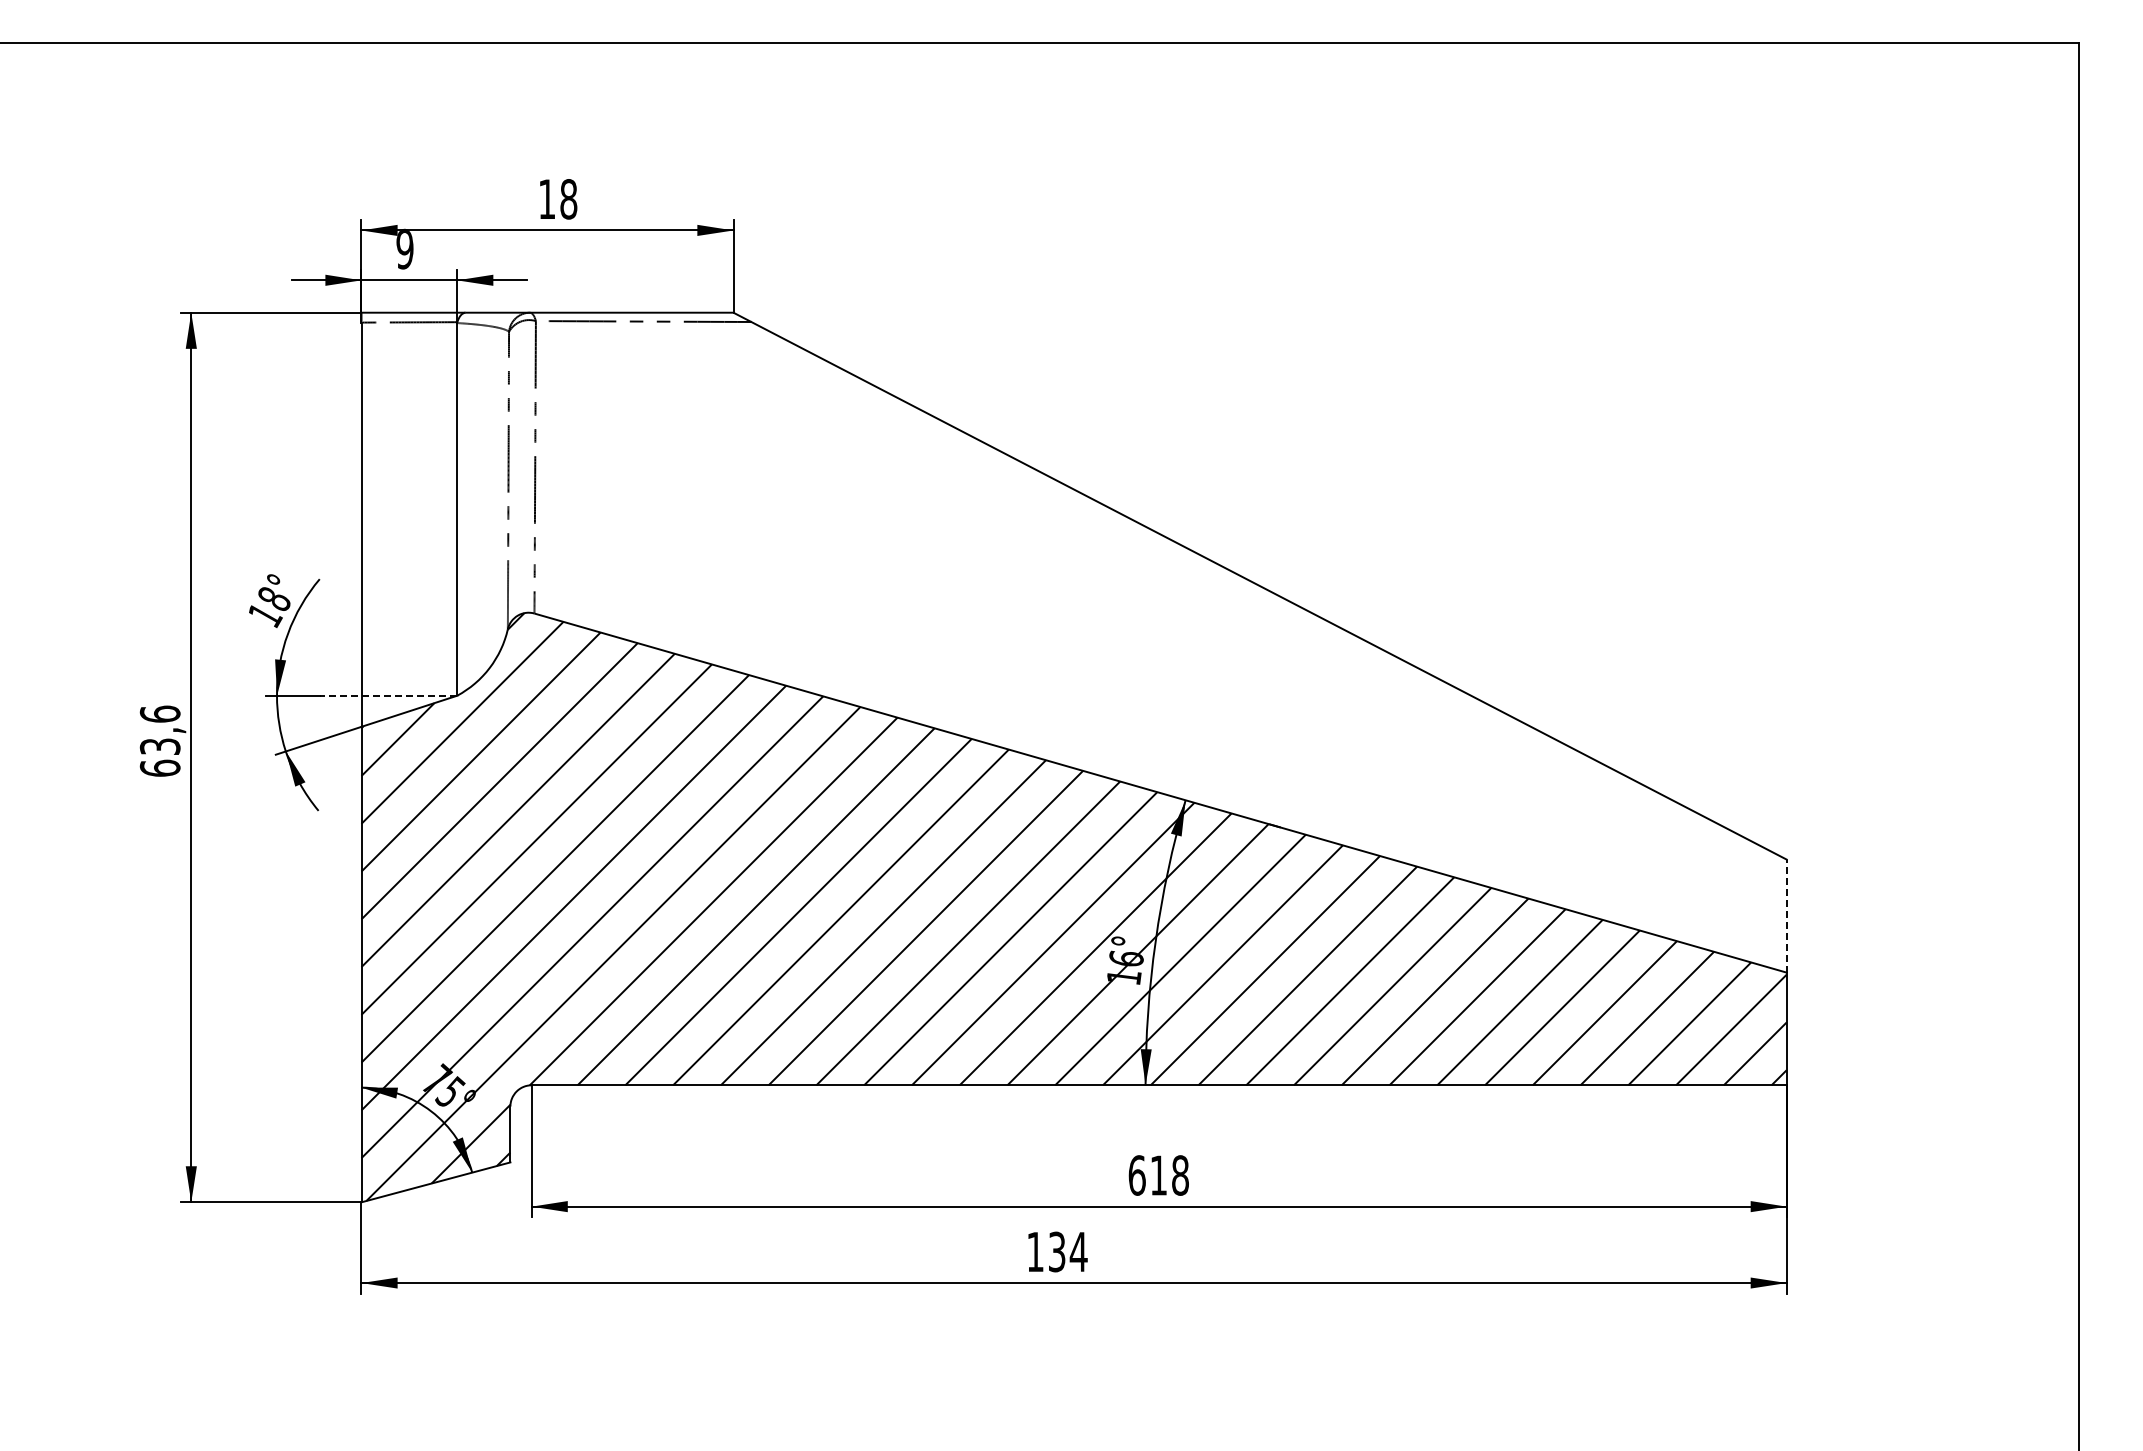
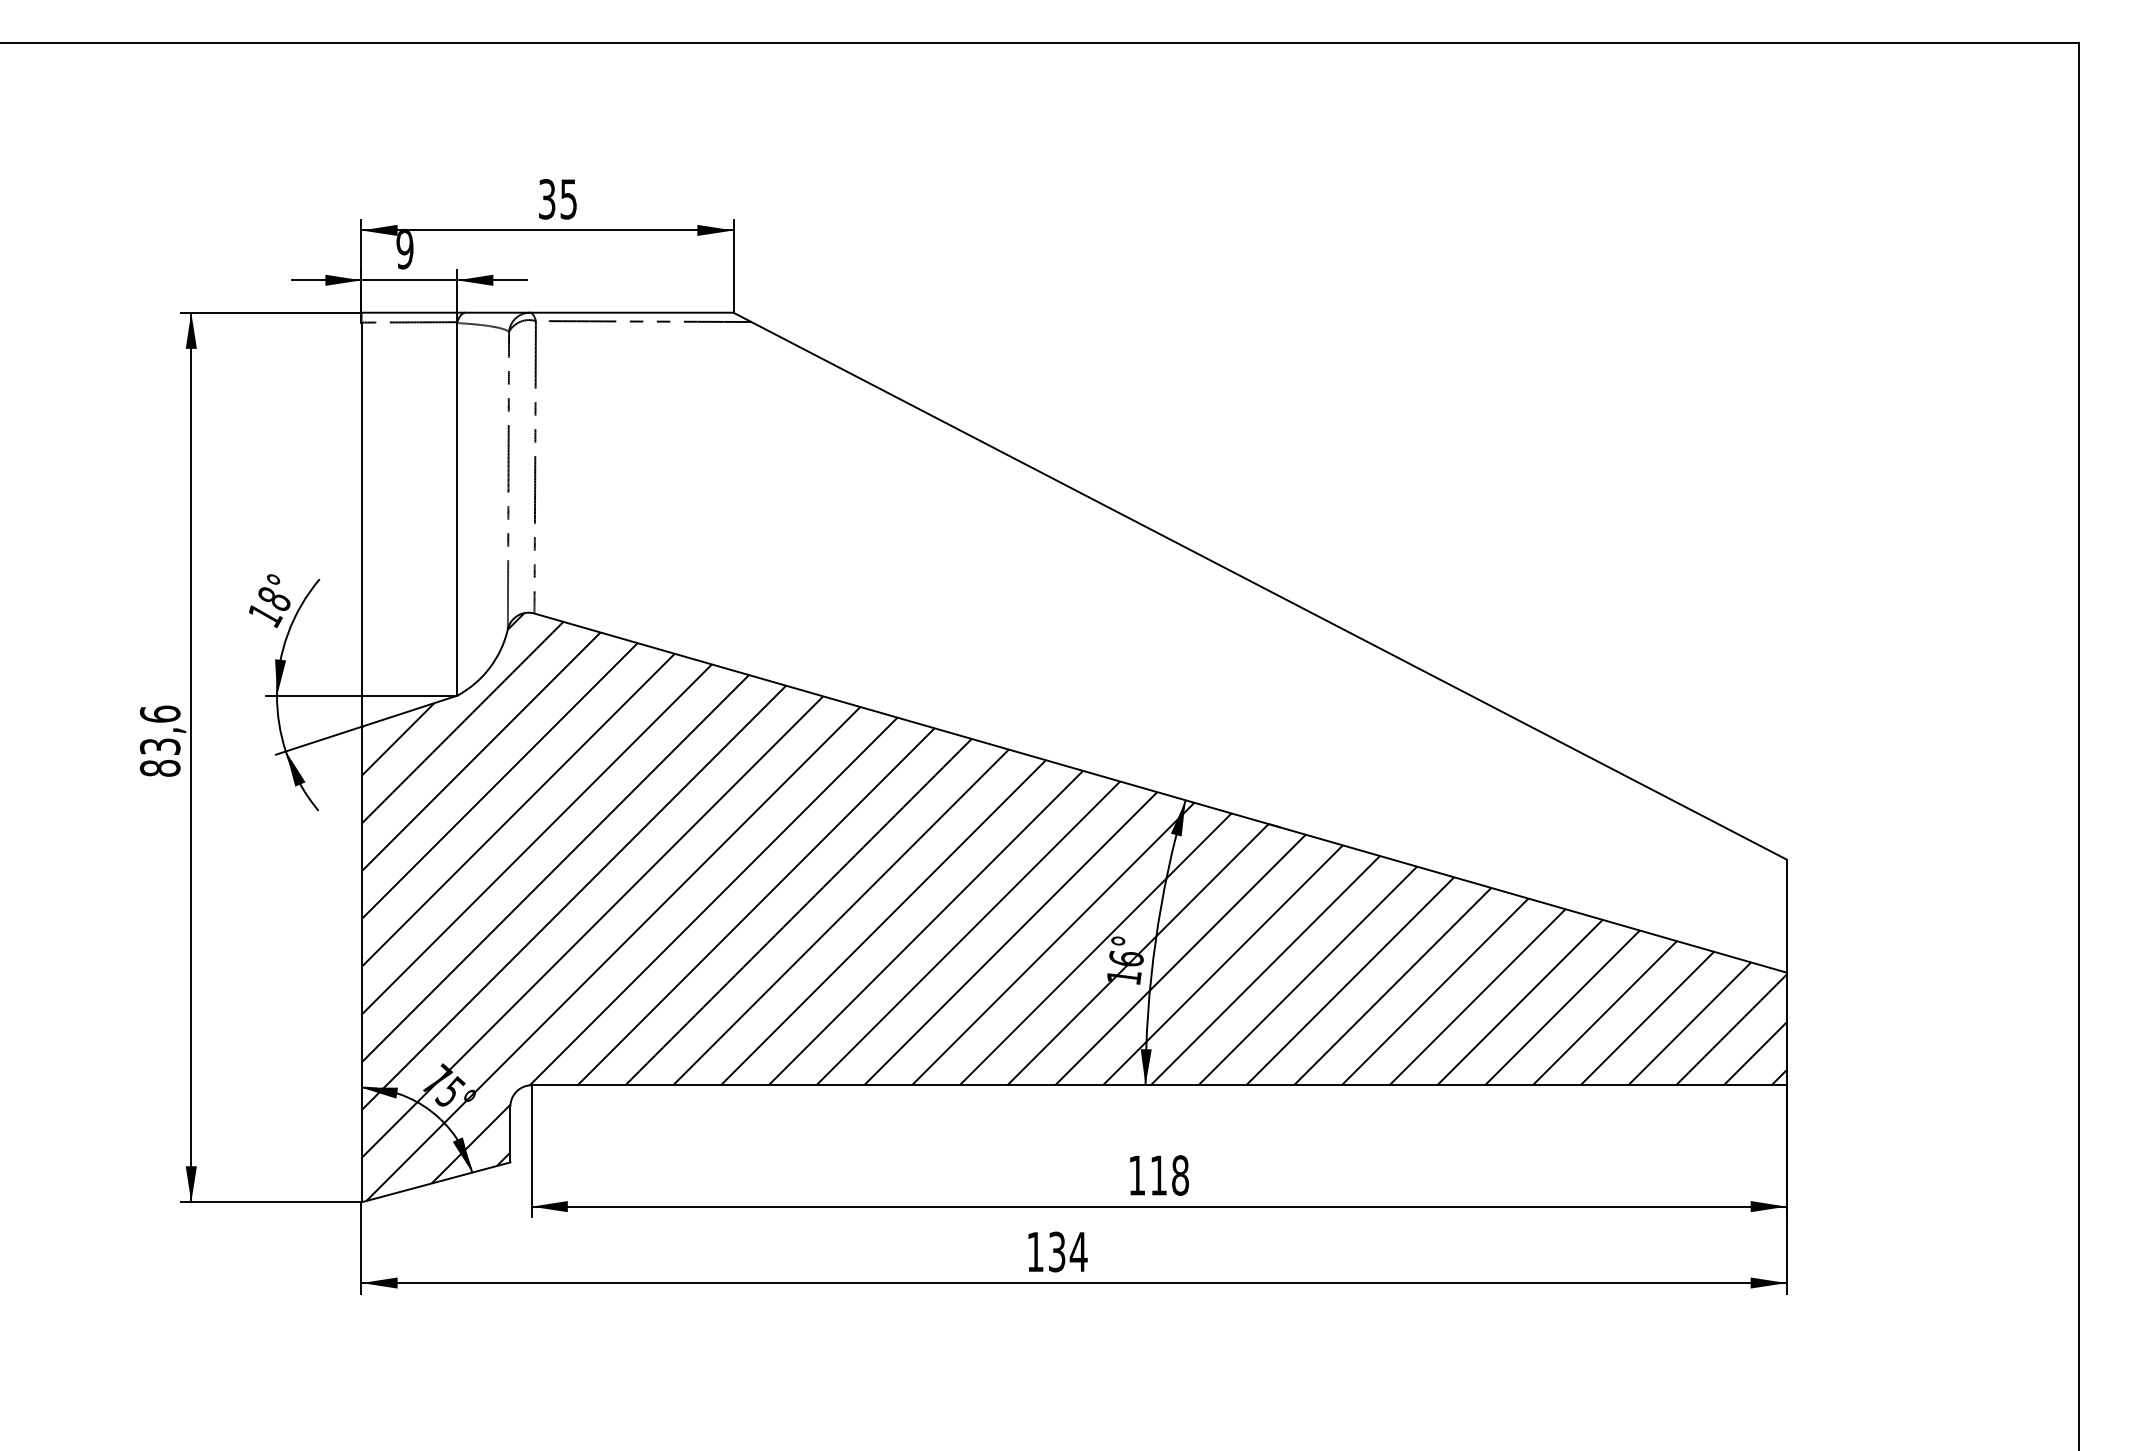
text: 18 -> 35 (558, 199)
line: dashed -> solid (388, 695)
text: 63,6 -> 83,6 (159, 767)
line: dashed -> solid (1786, 916)
text: 618 -> 118 (1136, 1175)
